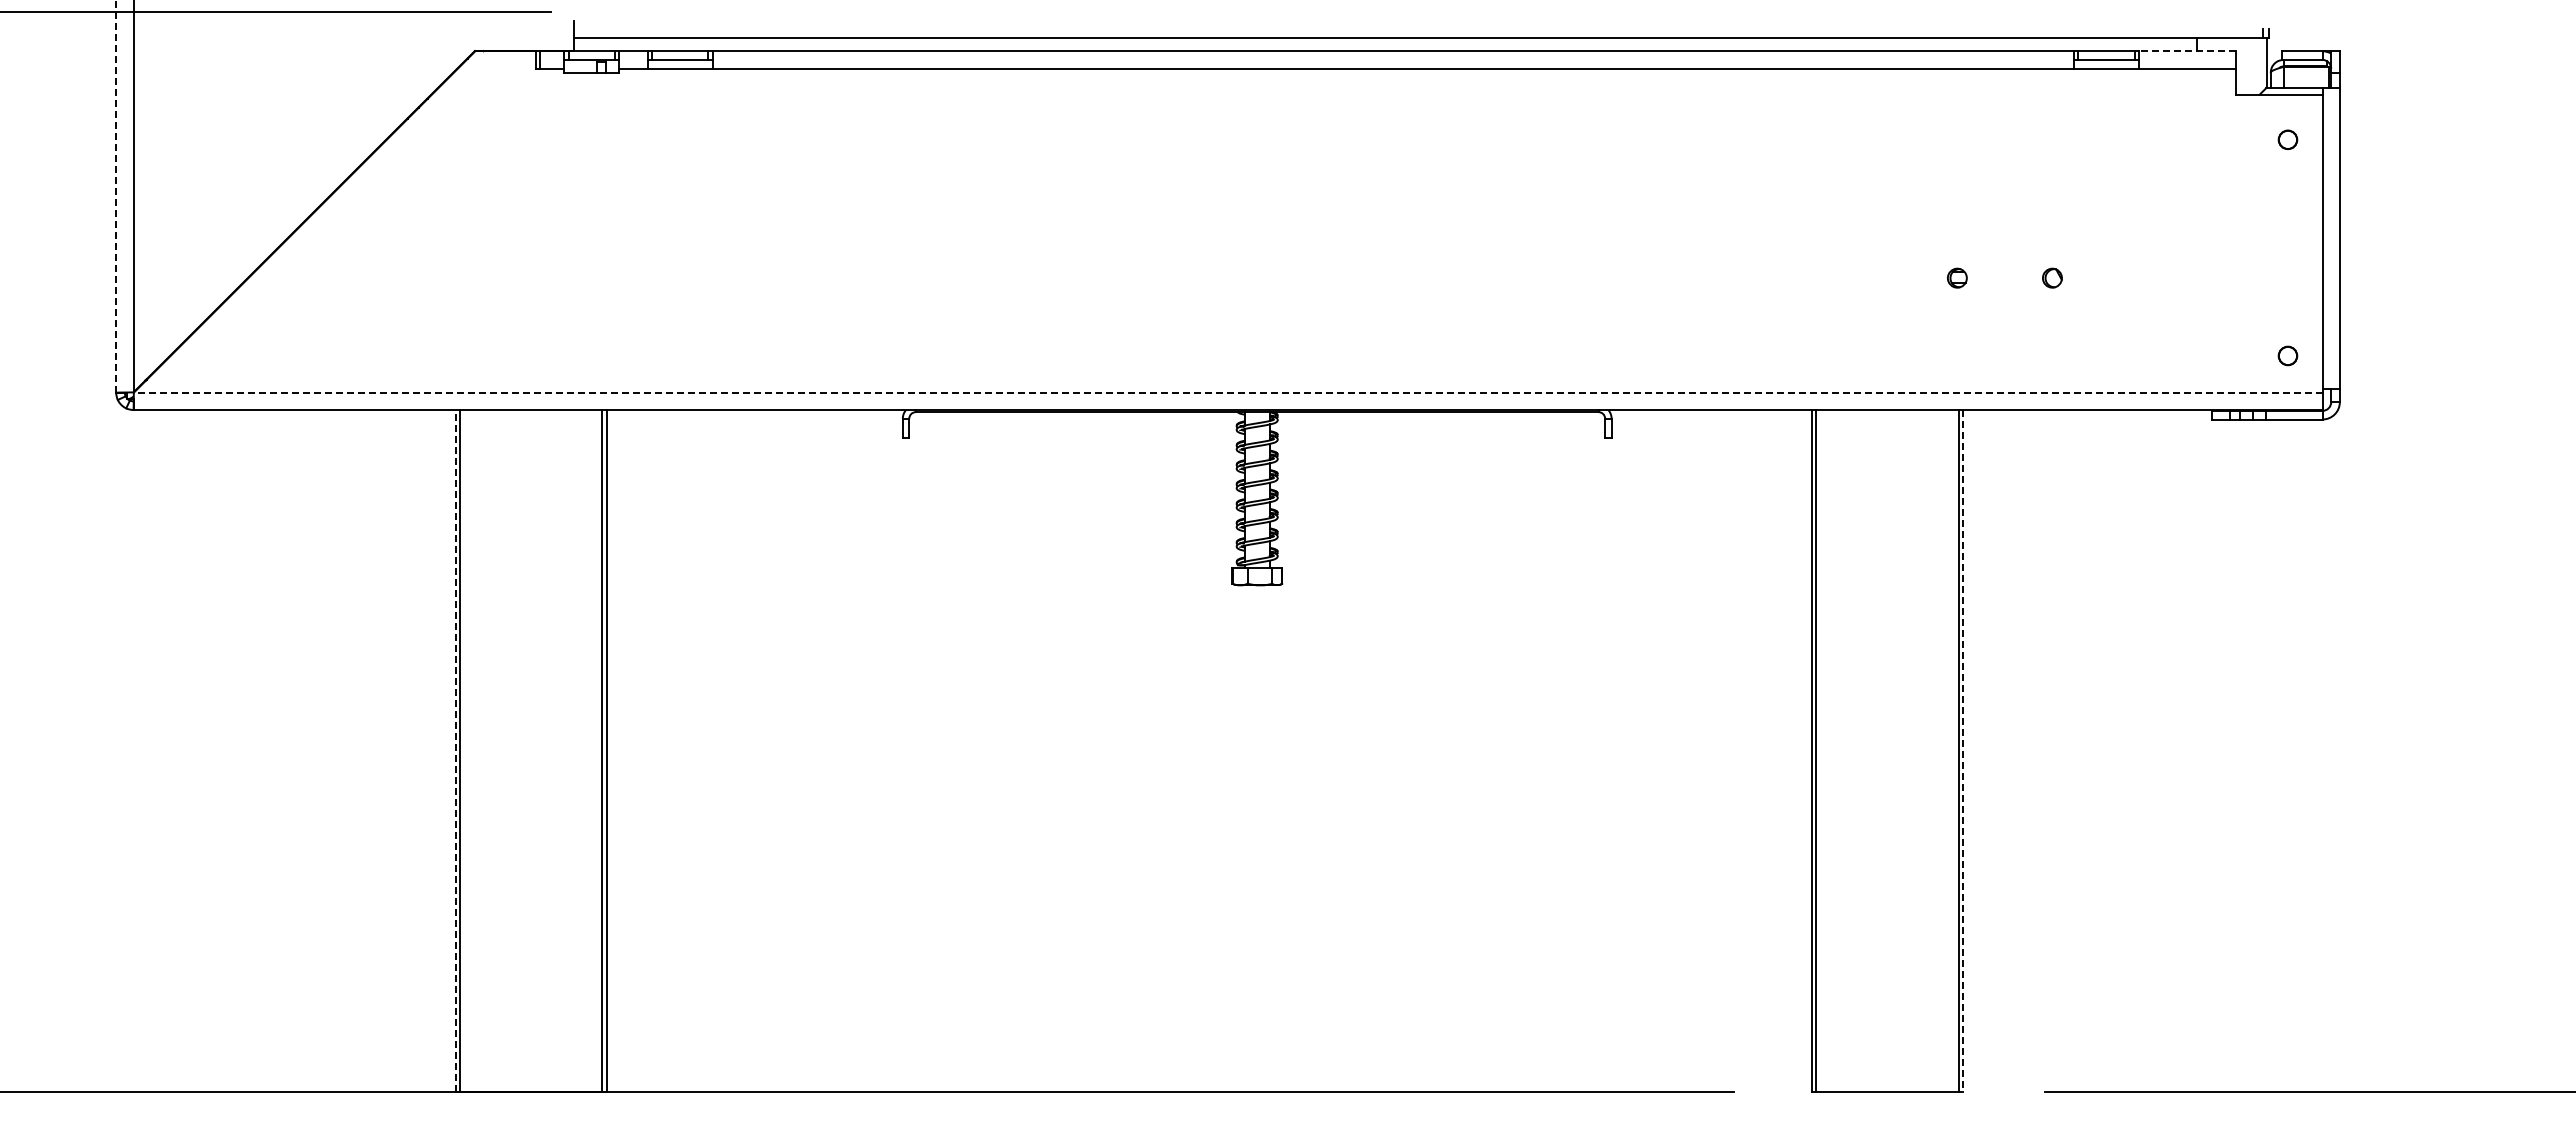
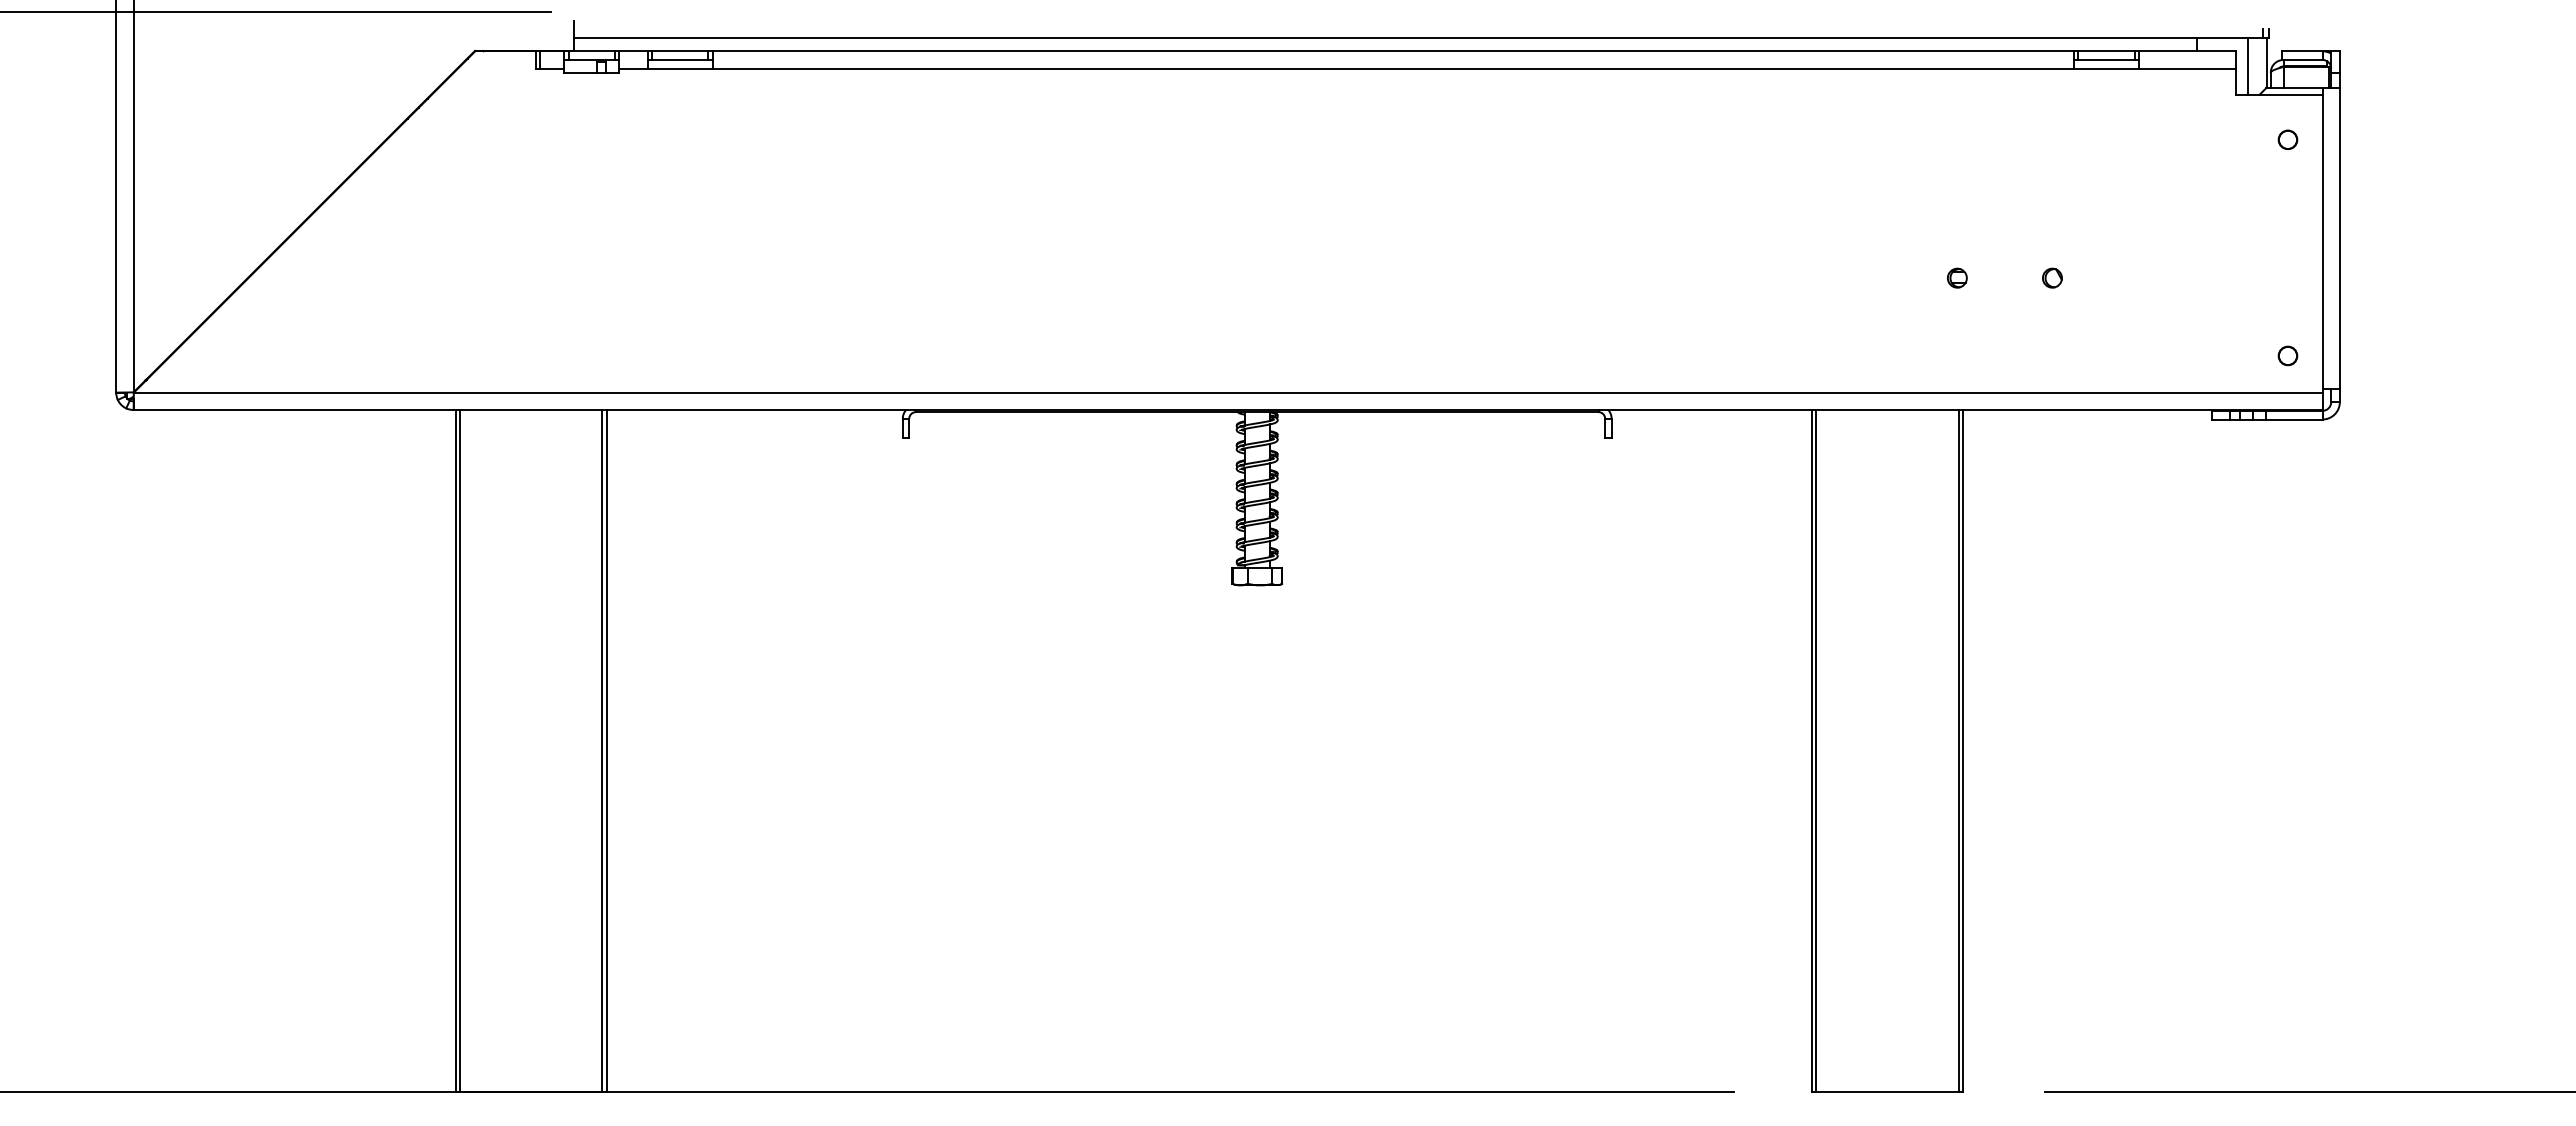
line: dashed -> solid (2187, 51)
line: none -> present (2248, 65)
line: dashed -> solid (116, 196)
line: dashed -> solid (1227, 392)
line: dashed -> solid (455, 750)
line: dashed -> solid (1963, 751)
